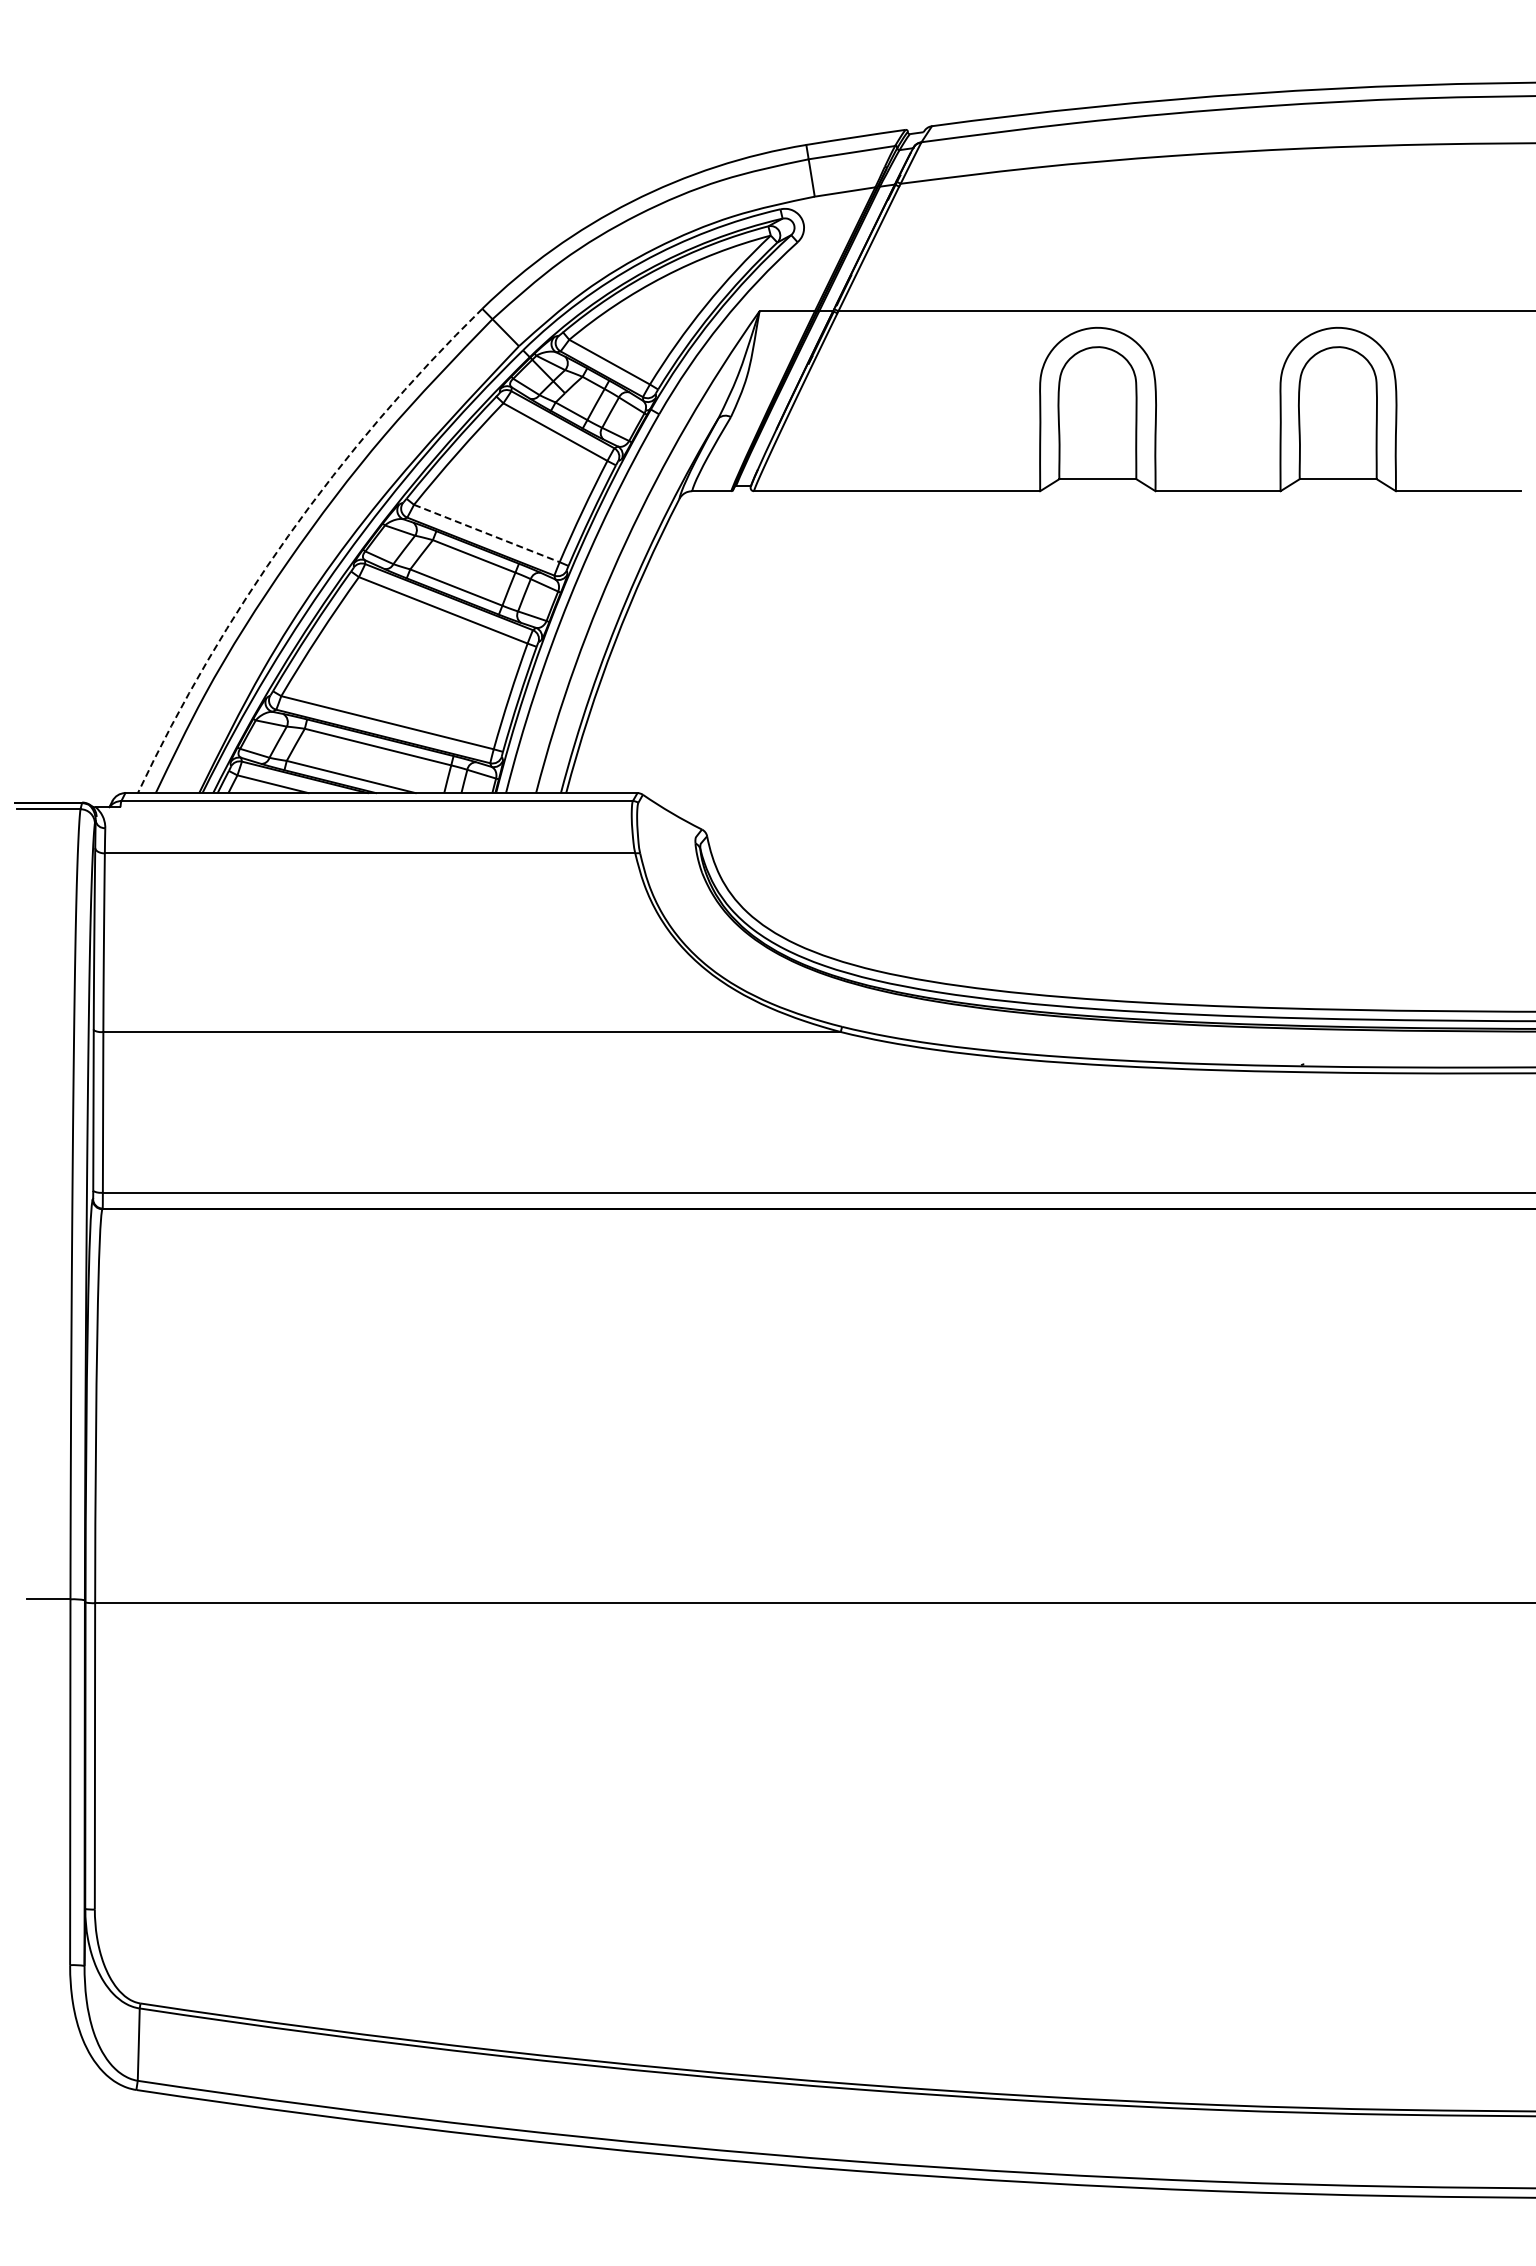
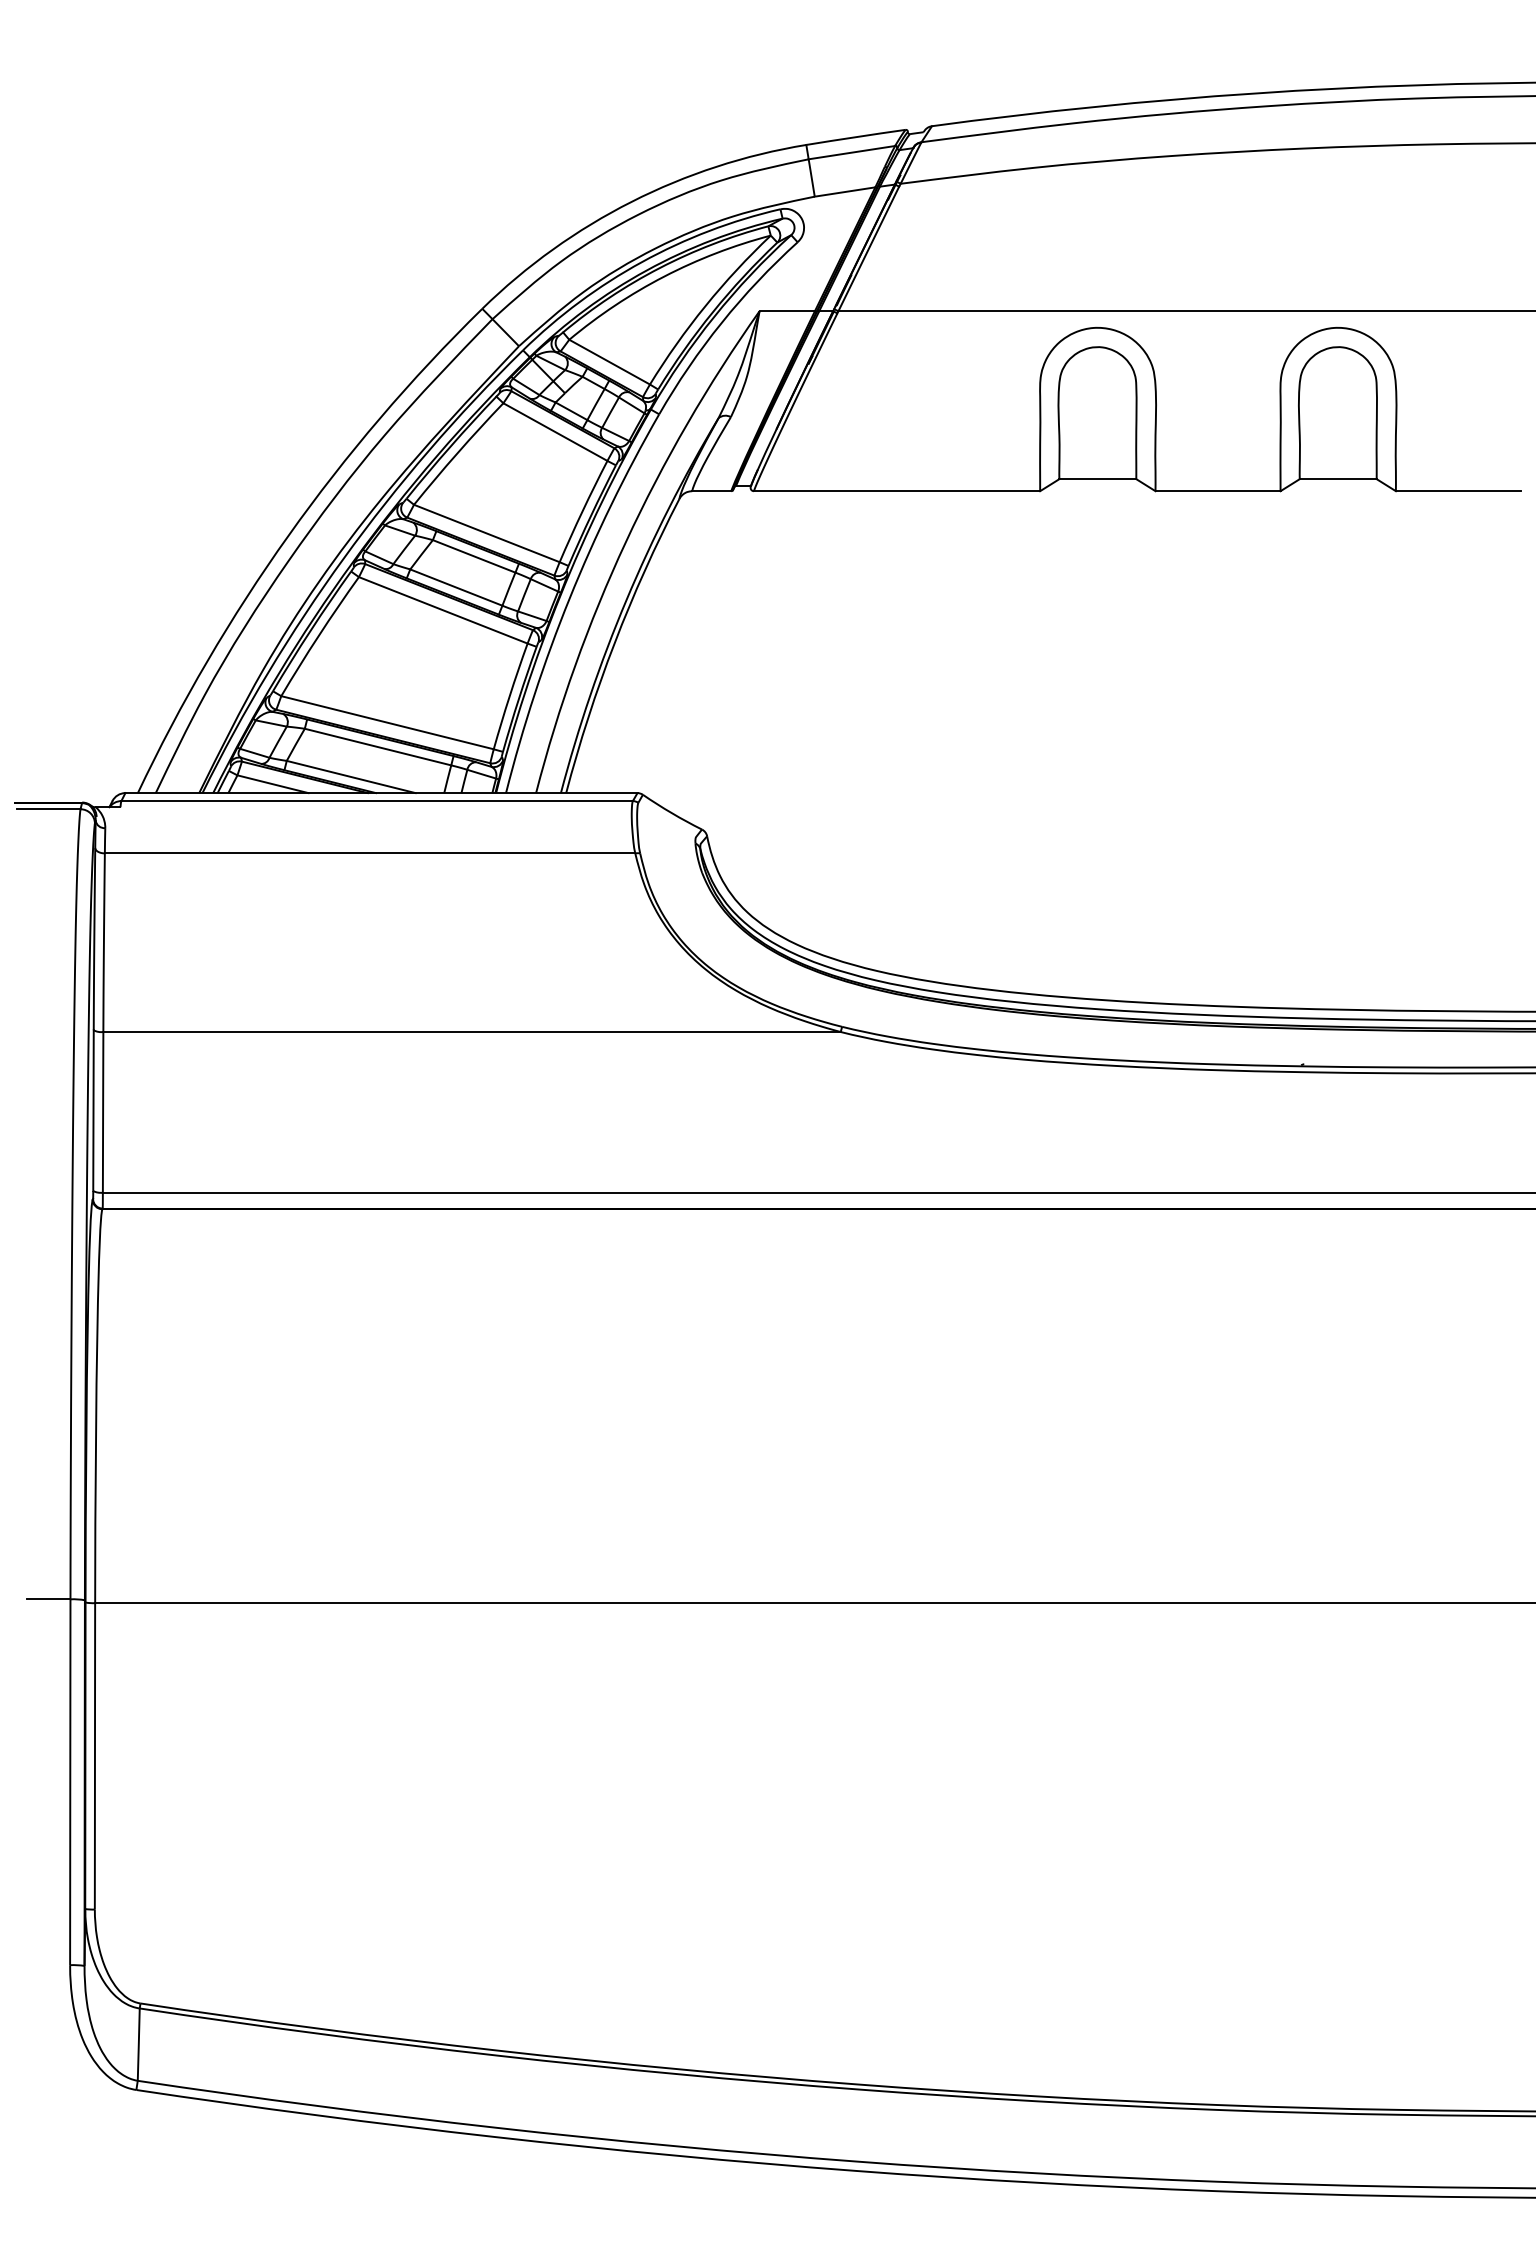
line: dashed -> solid (487, 533)
arc: dashed -> solid (288, 535)
